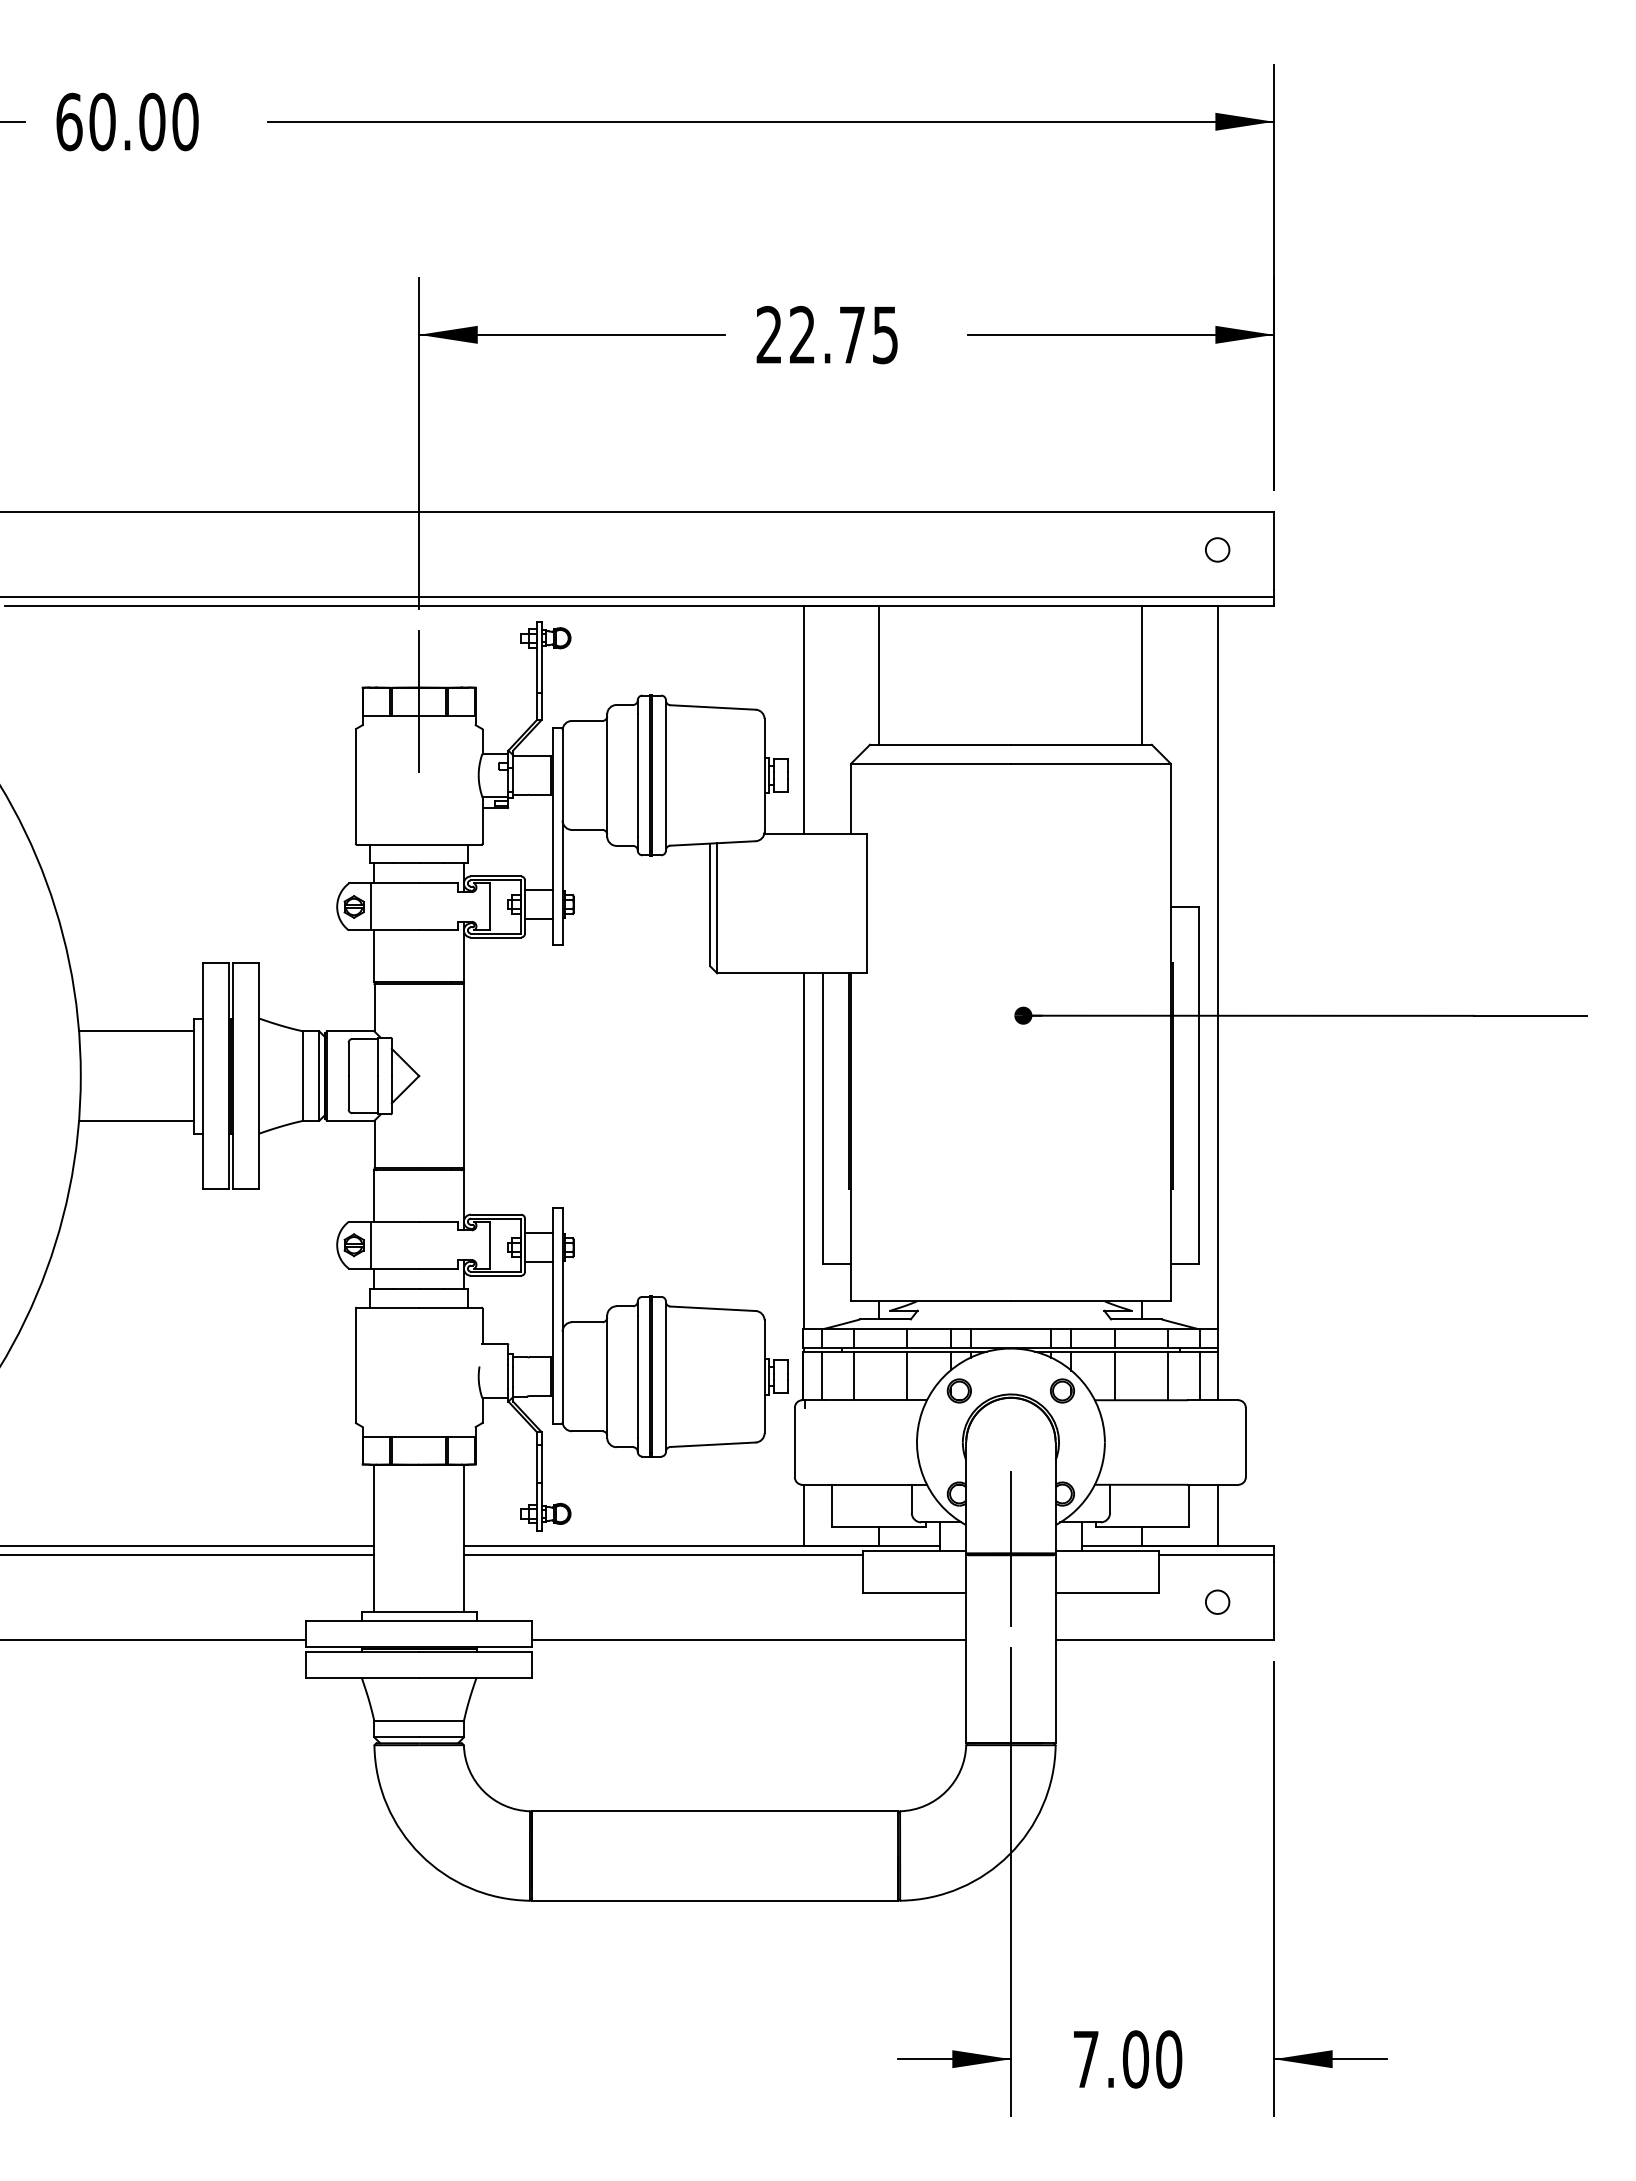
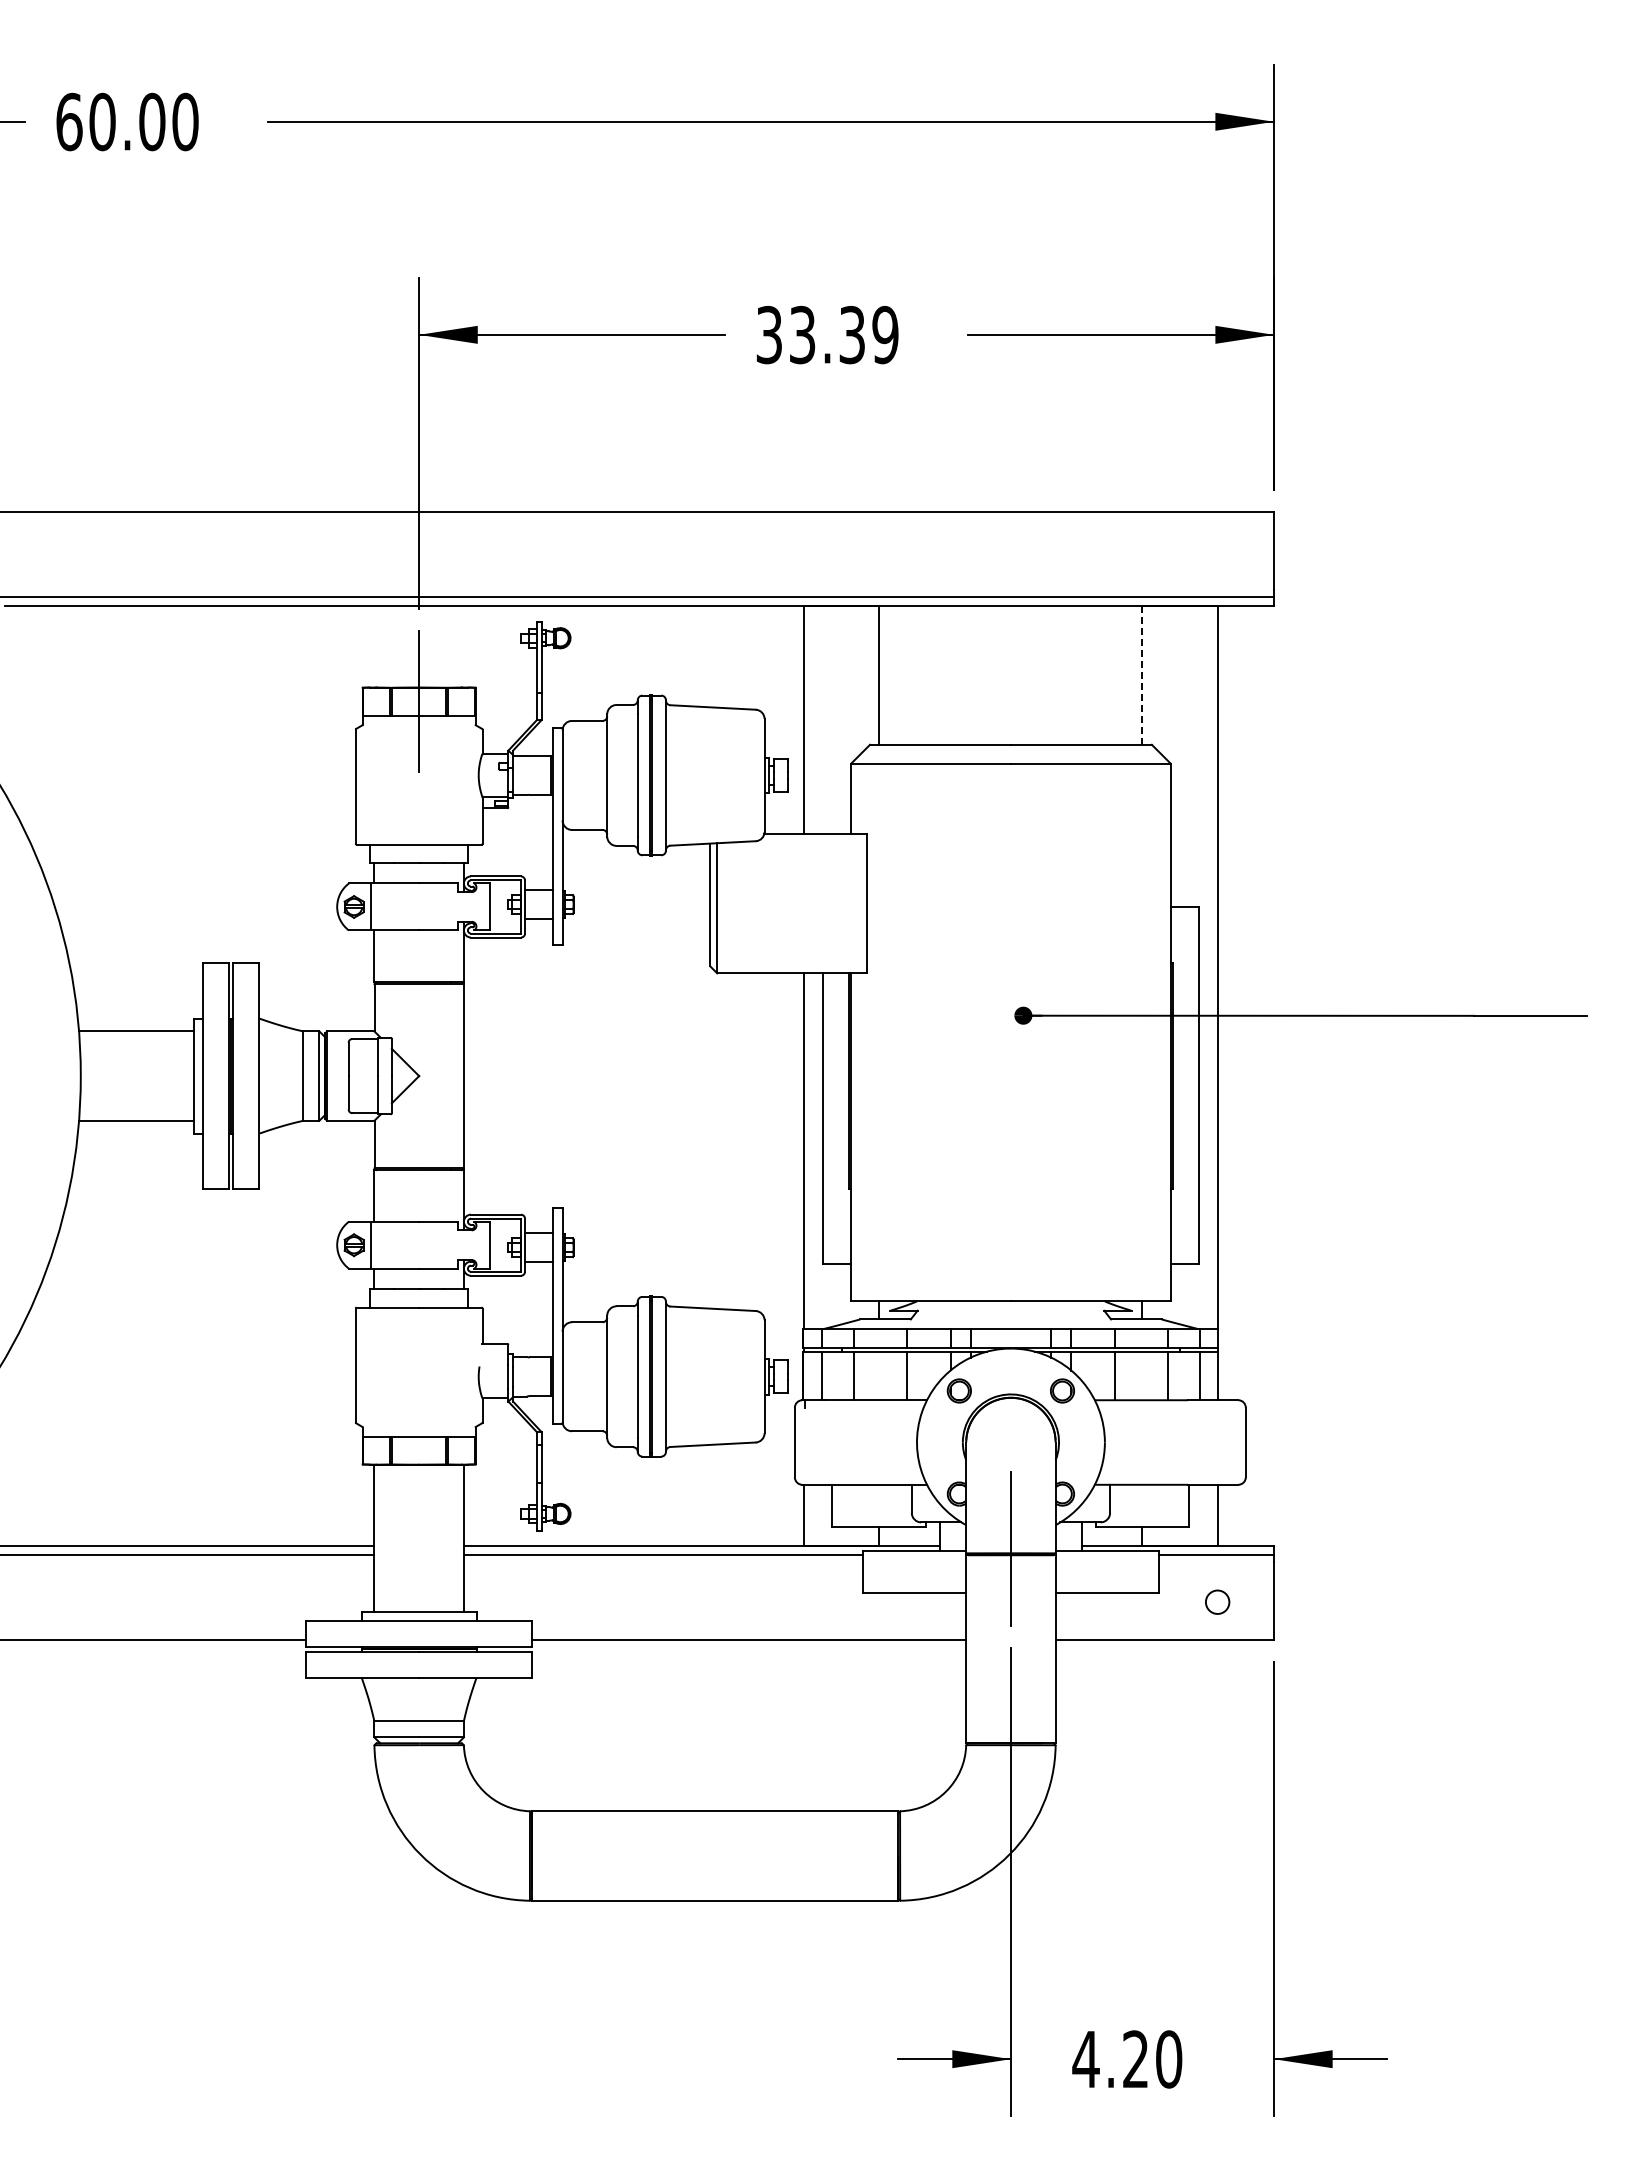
text: 22.75 -> 33.39 (827, 334)
circle: present -> none (1217, 549)
line: solid -> dashed (1142, 675)
text: 7.00 -> 4.20 (1110, 2059)
